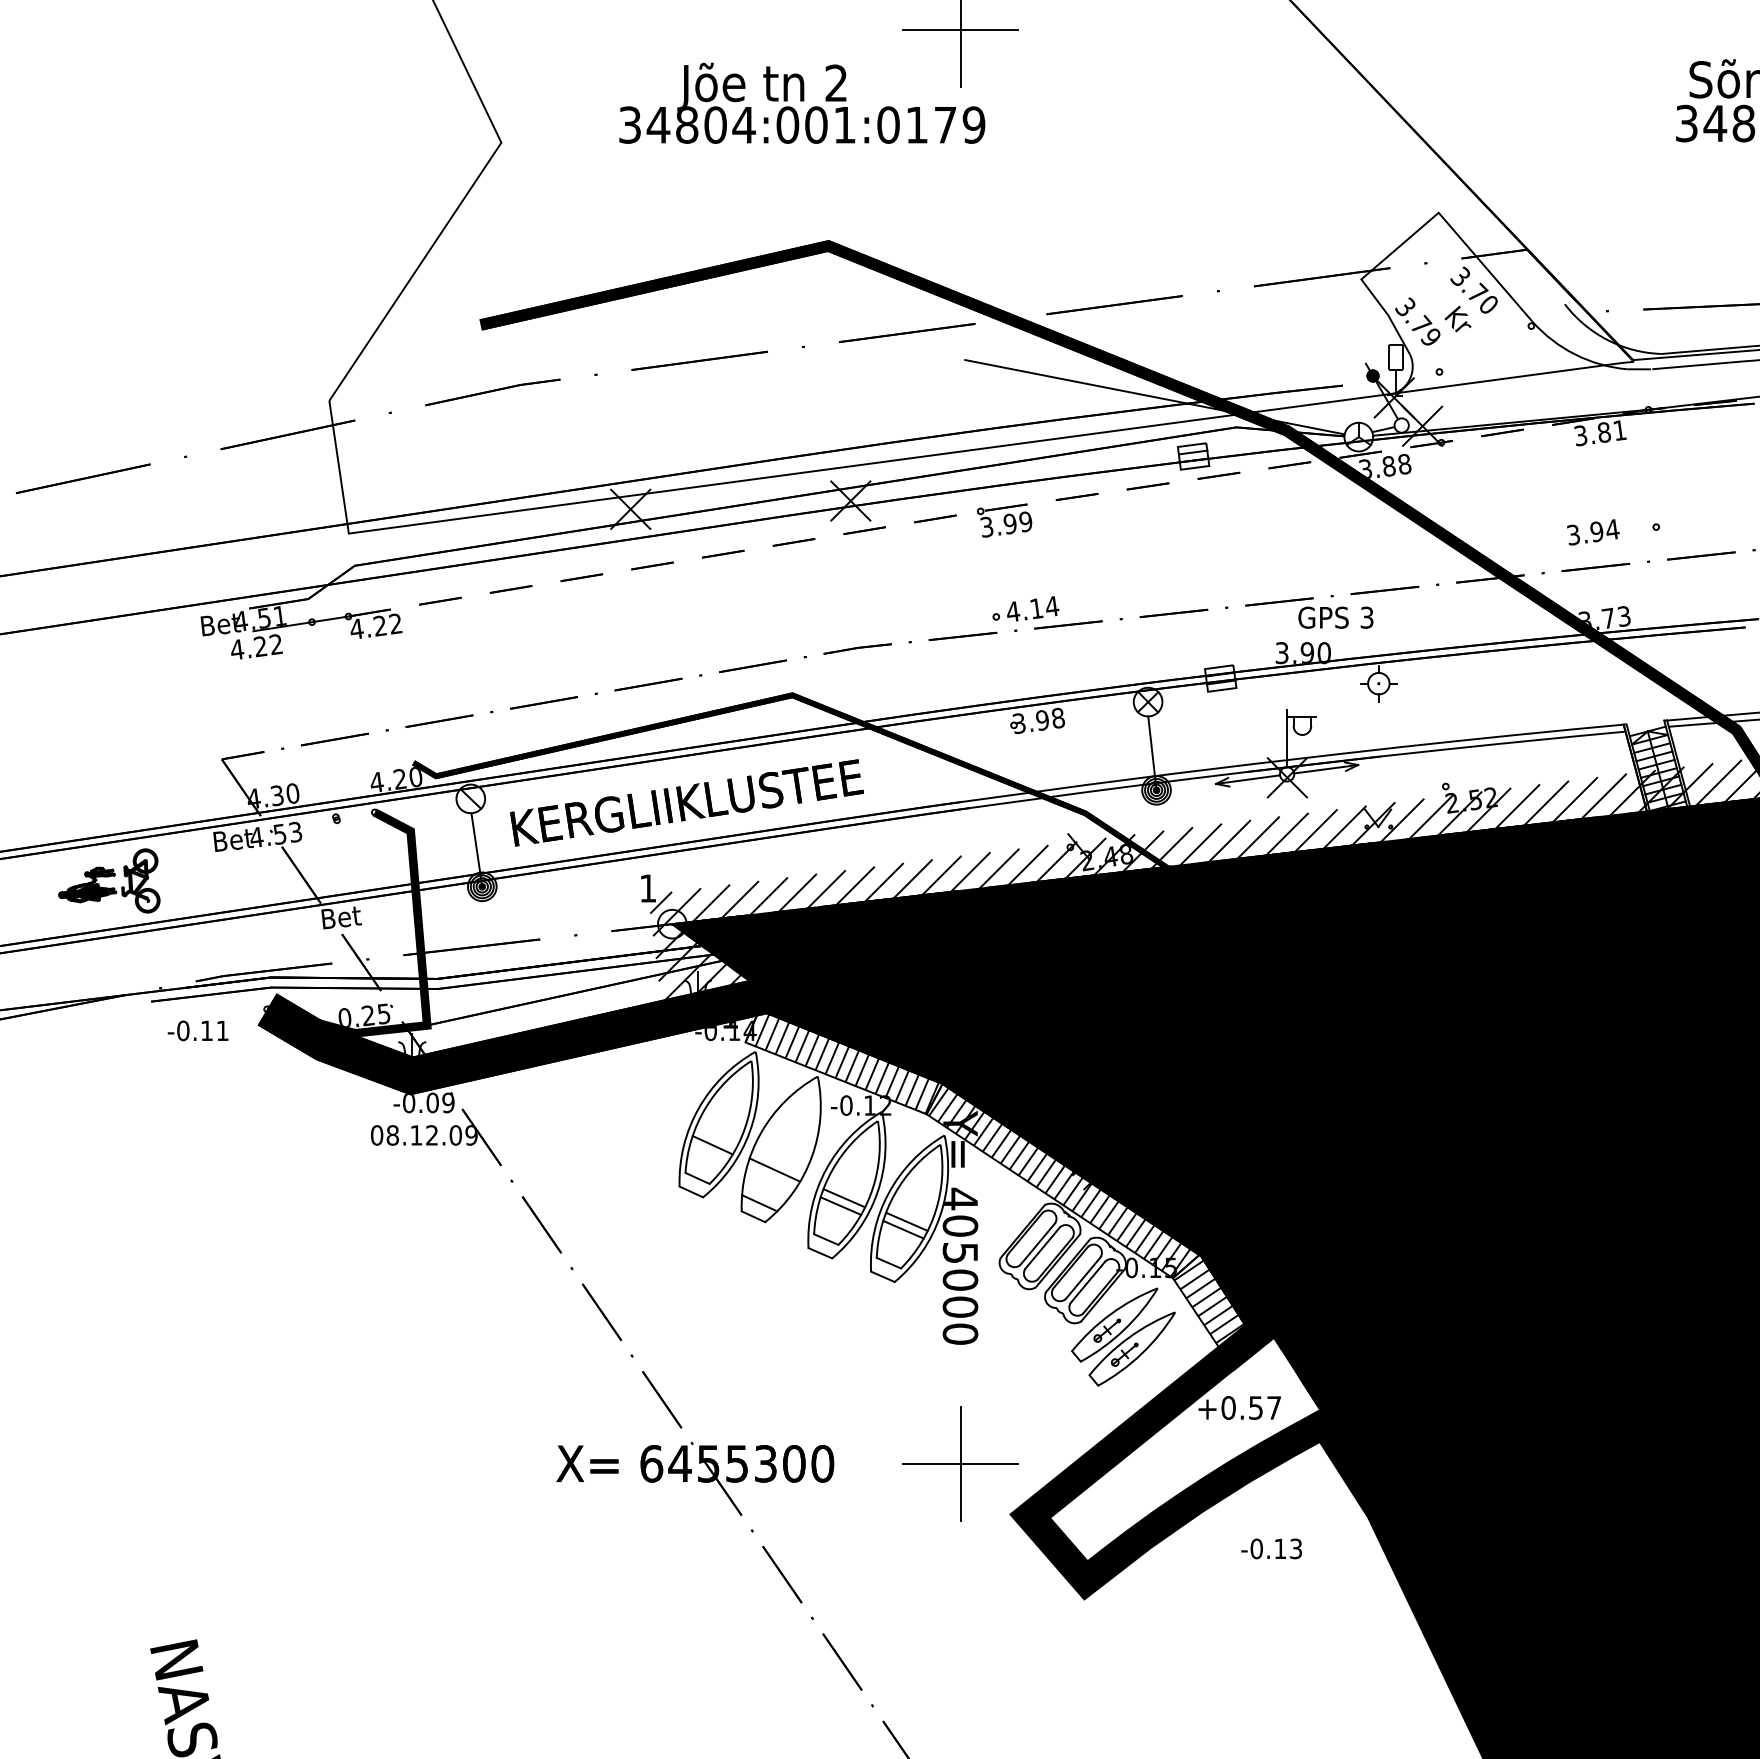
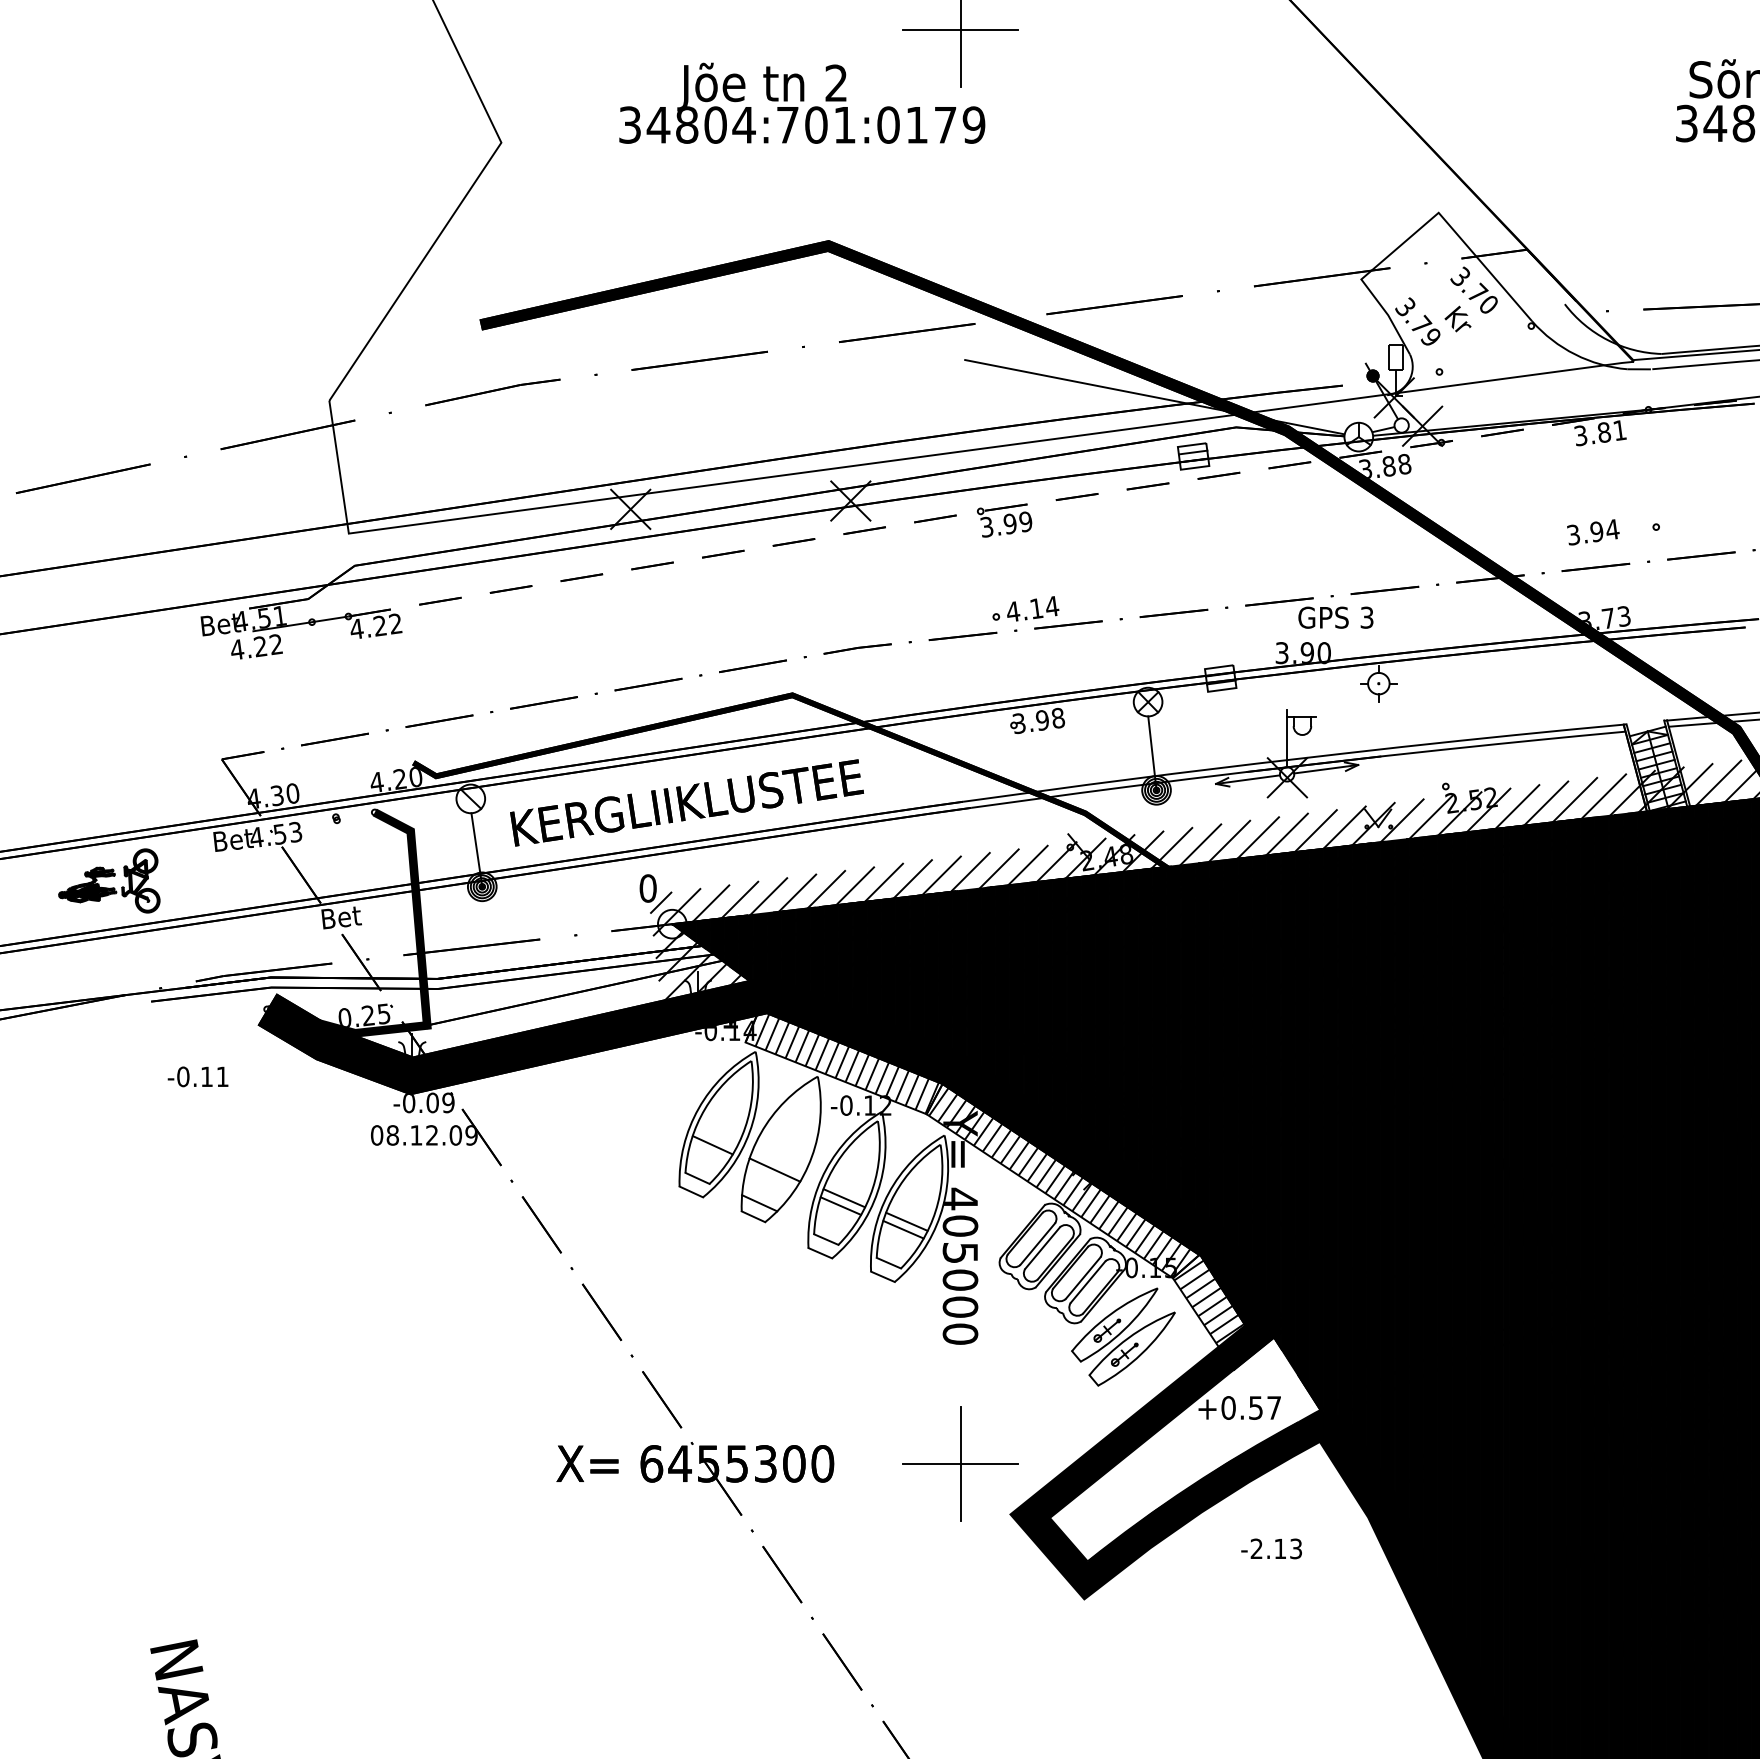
text: 34804:001:0179 -> 34804:701:0179 (787, 124)
text: 1 -> 0 (647, 888)
text position: (197, 1030) -> (197, 1076) (197, 1076)
text: -0.13 -> -2.13 (1256, 1548)
